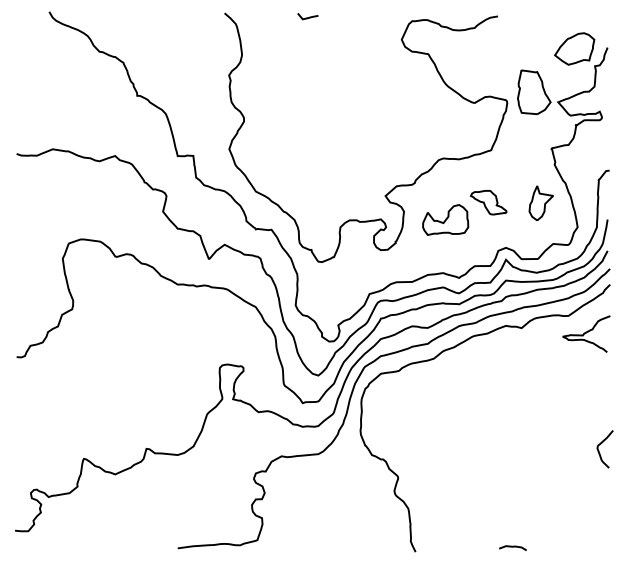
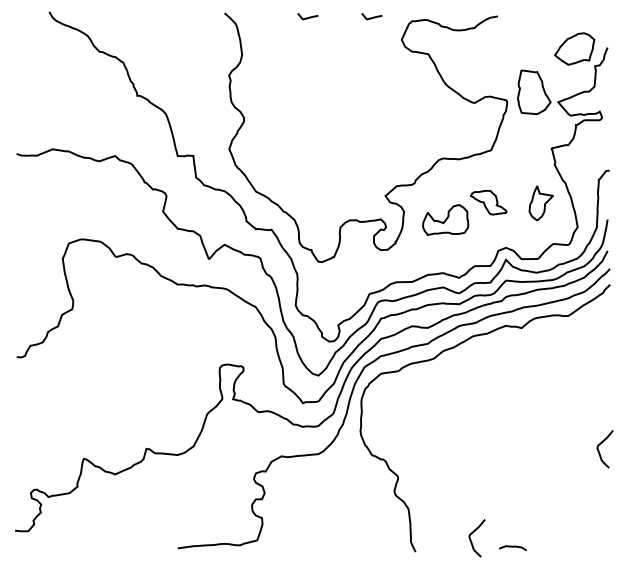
line: none -> present (371, 17)
curve: present -> none (586, 333)
curve: none -> present (471, 539)
